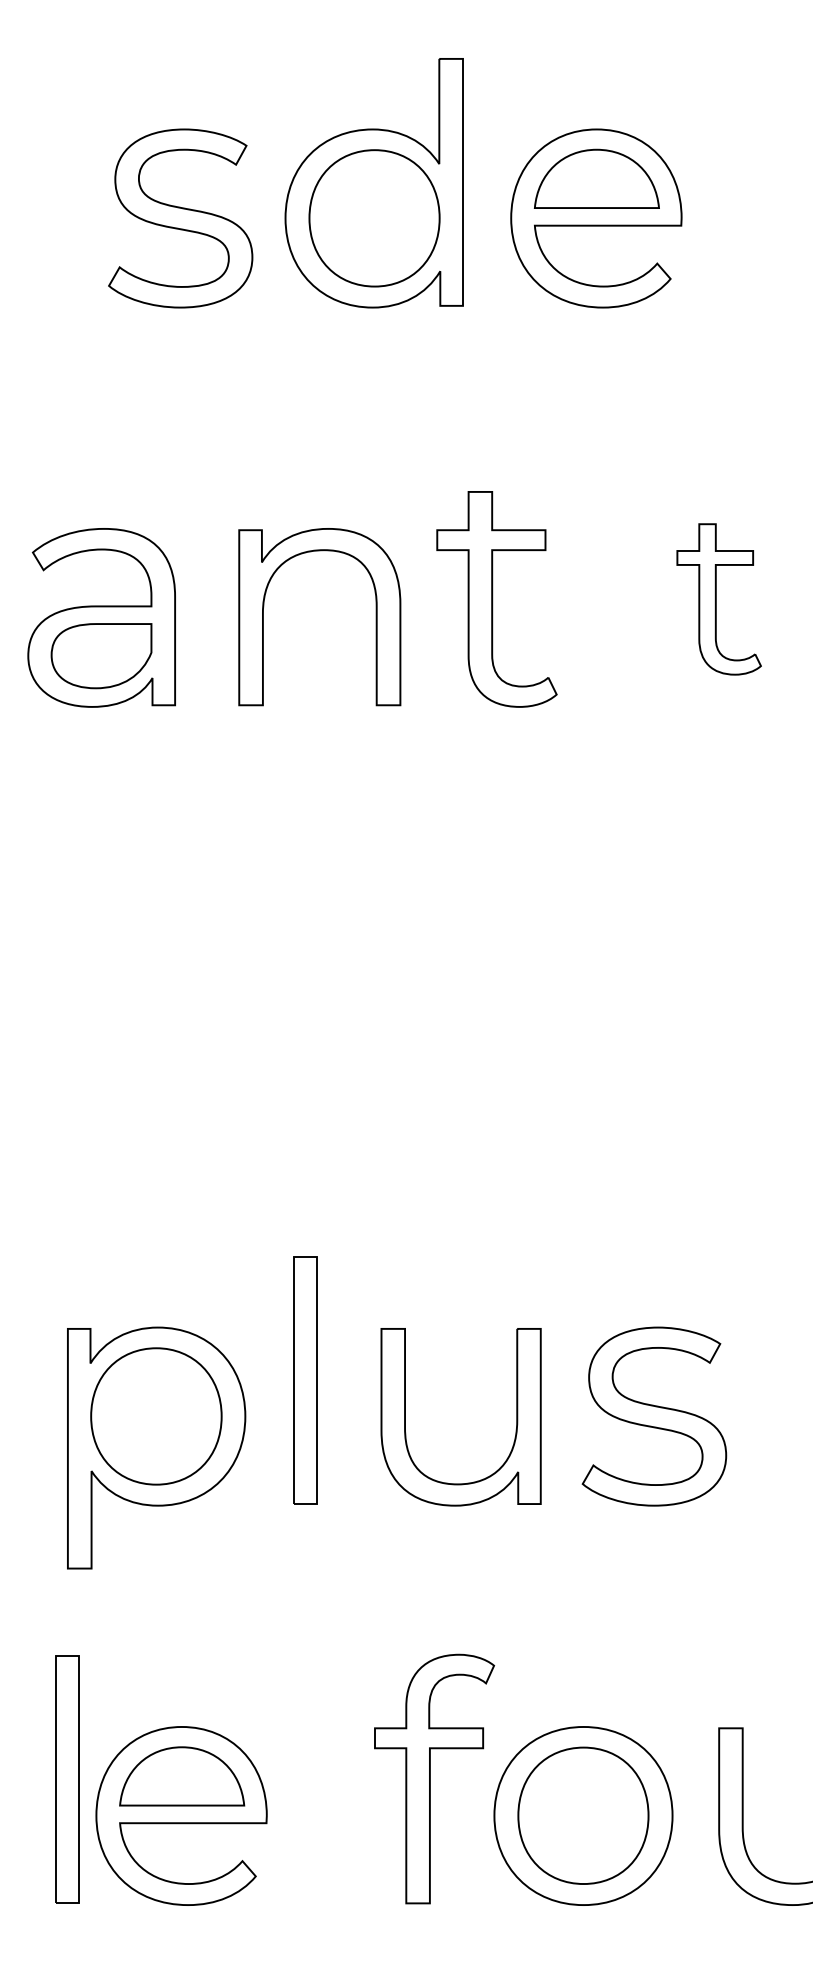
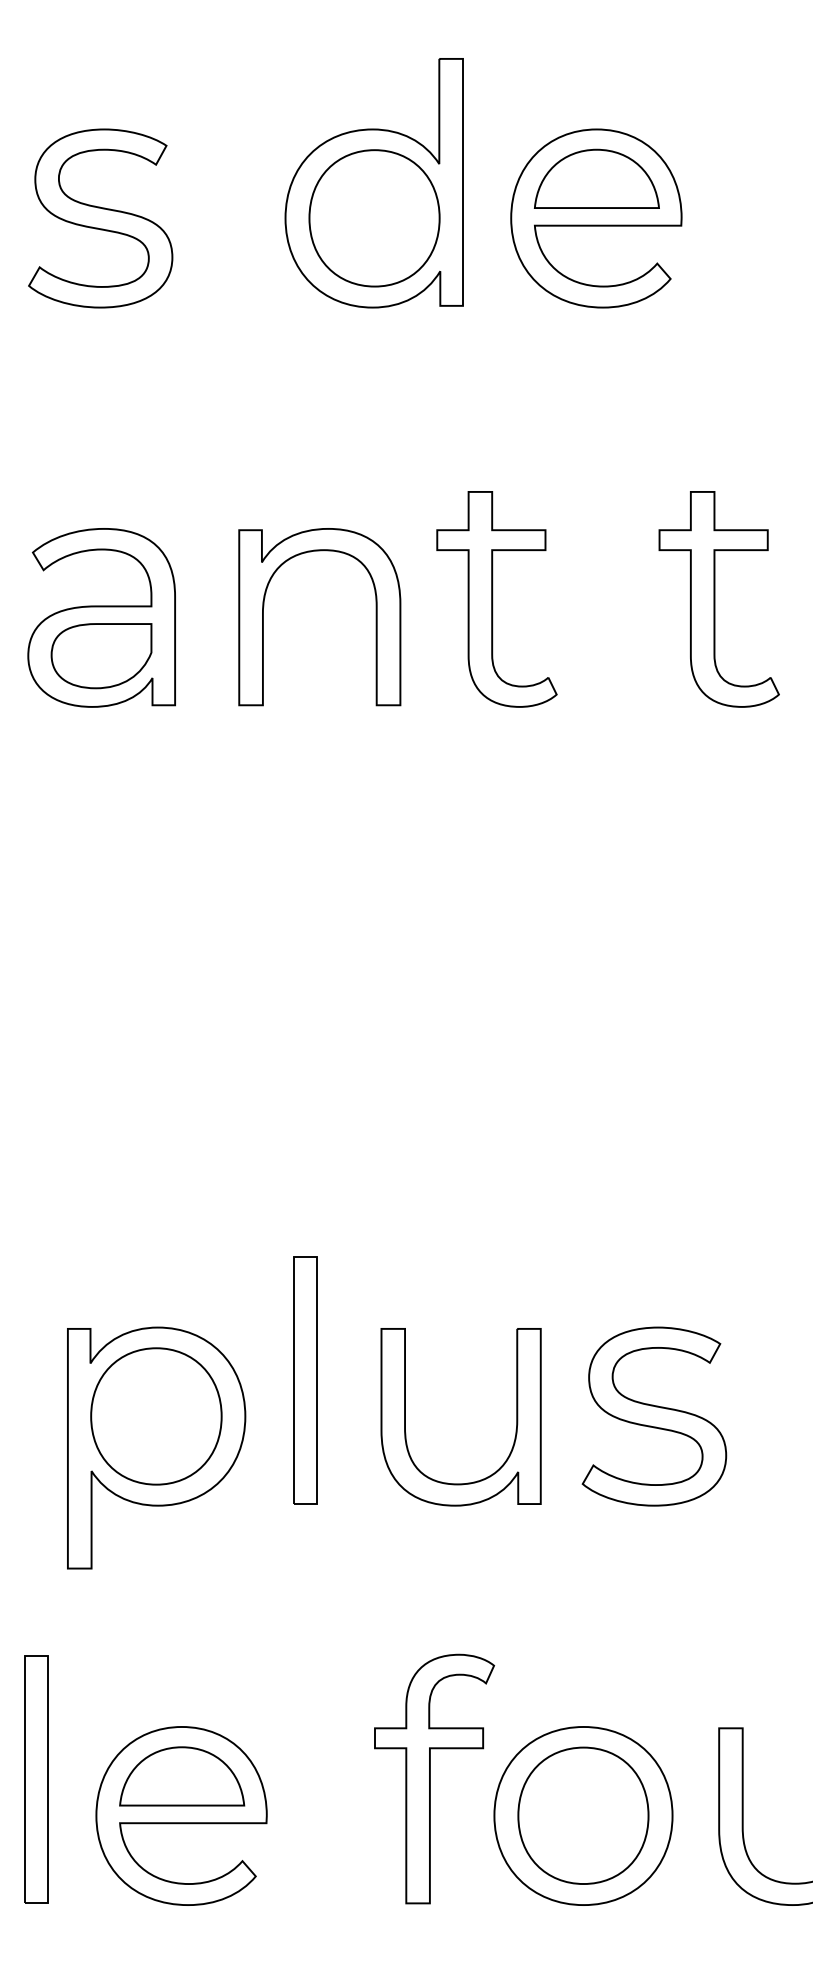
part position: (180, 218) -> (100, 218) (100, 218)
part size: 86x153 px -> 122x217 px (718, 599)
part position: (67, 1779) -> (36, 1779) (36, 1779)
